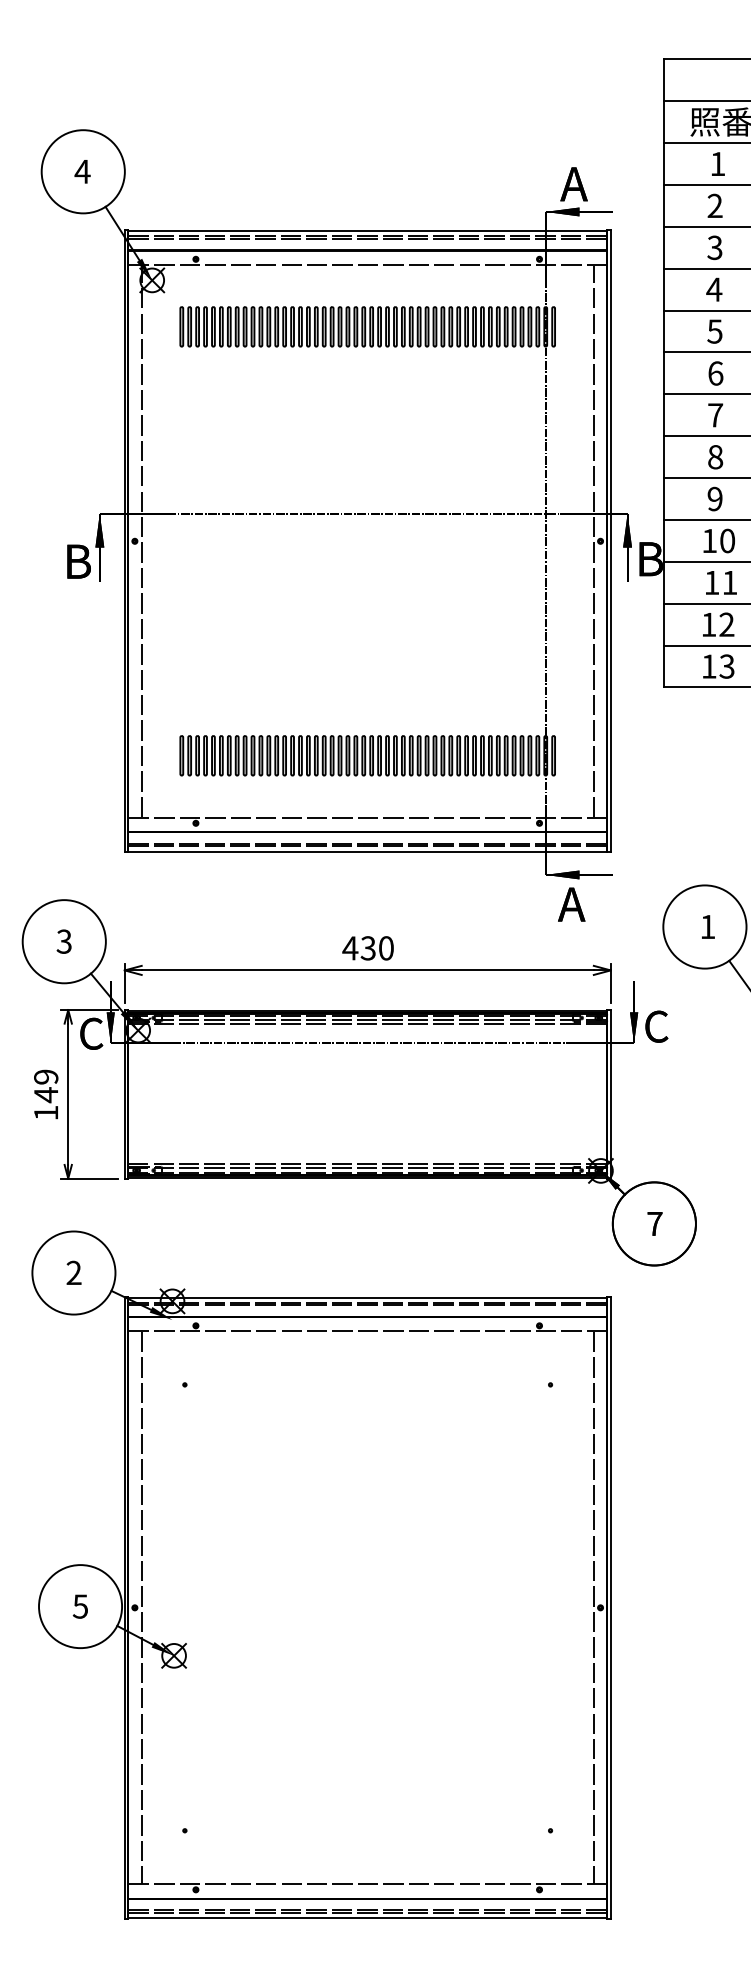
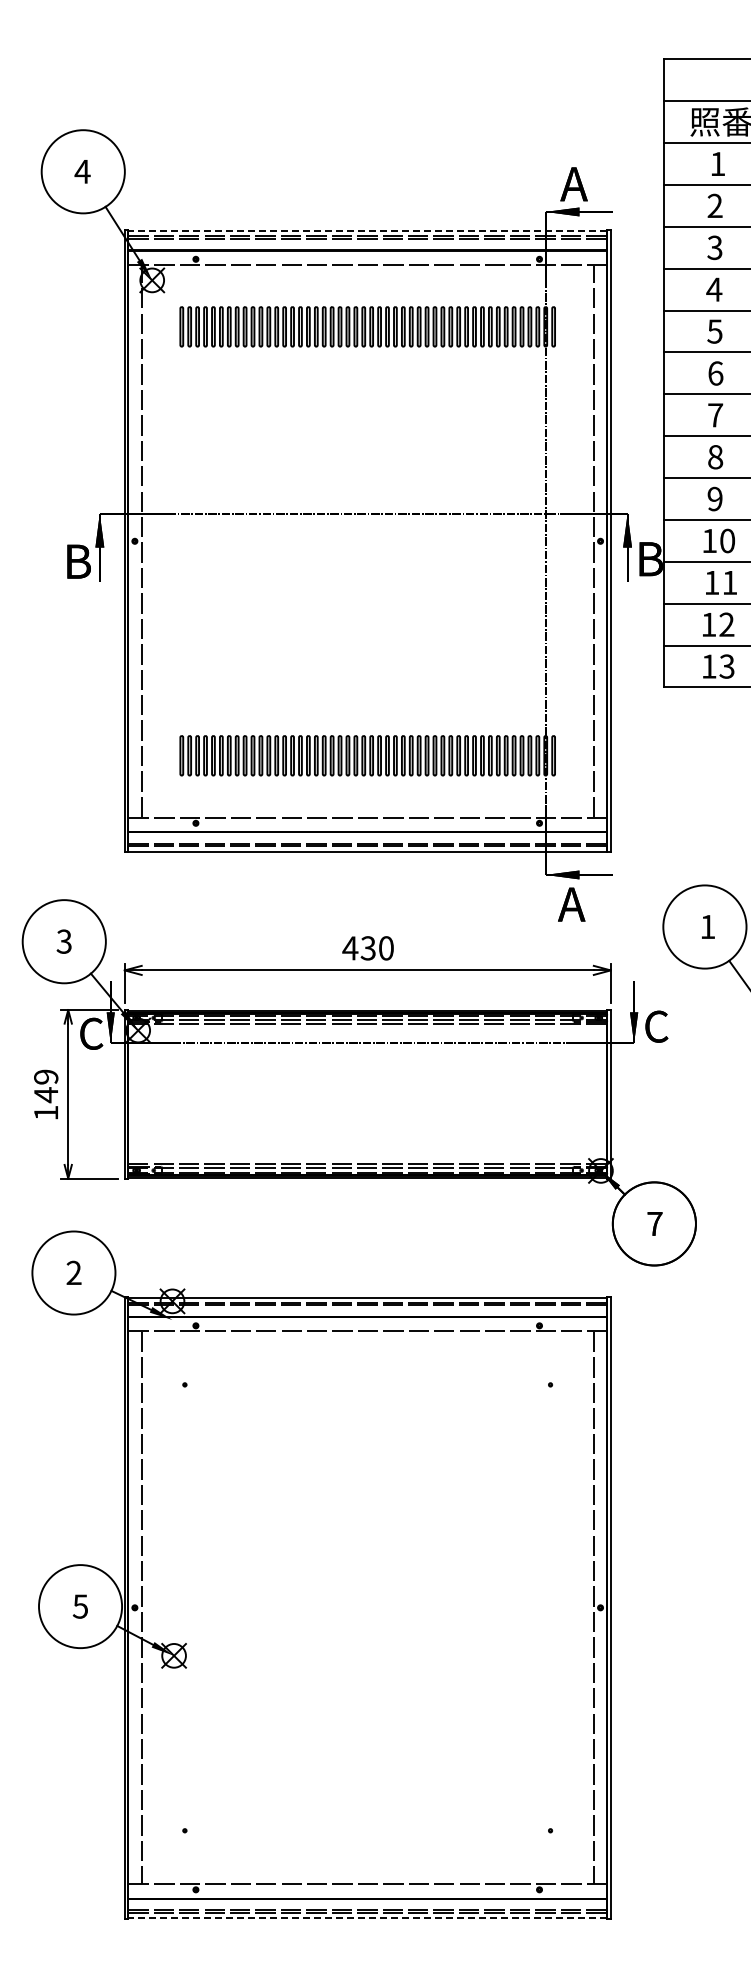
line: solid -> dashed (367, 231)
line: solid -> dashed (367, 1918)
